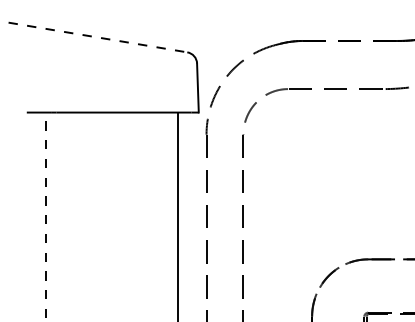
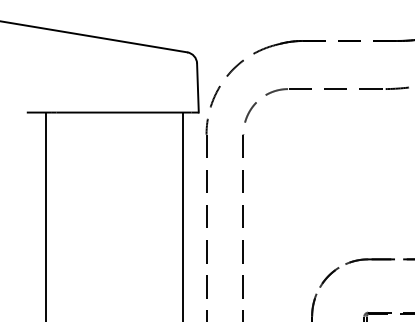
line: dashed -> solid (94, 36)
line position: (178, 215) -> (183, 215) (183, 215)
line: dashed -> solid (45, 216)
